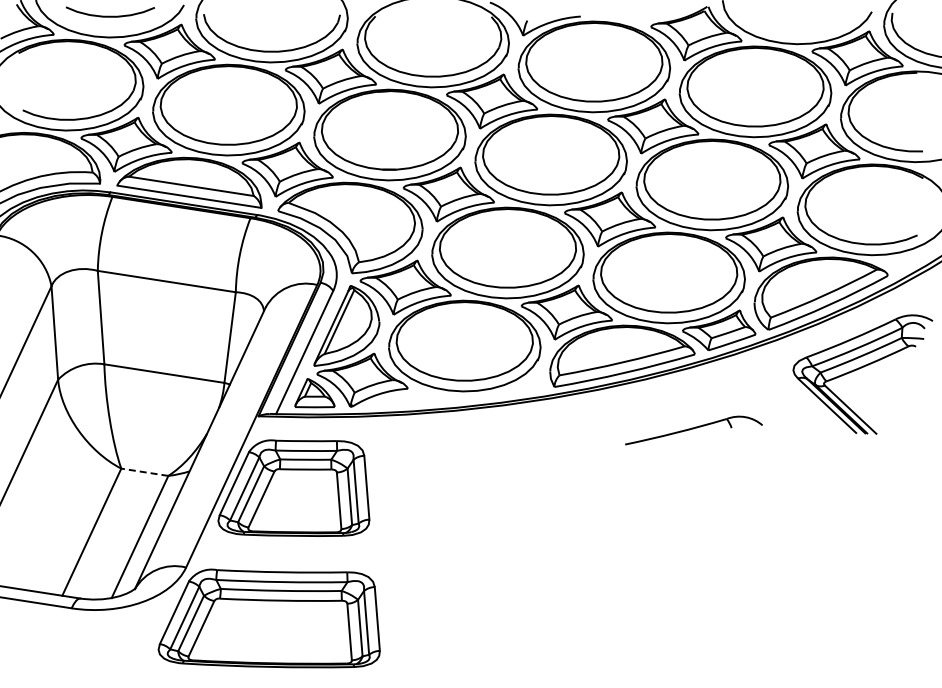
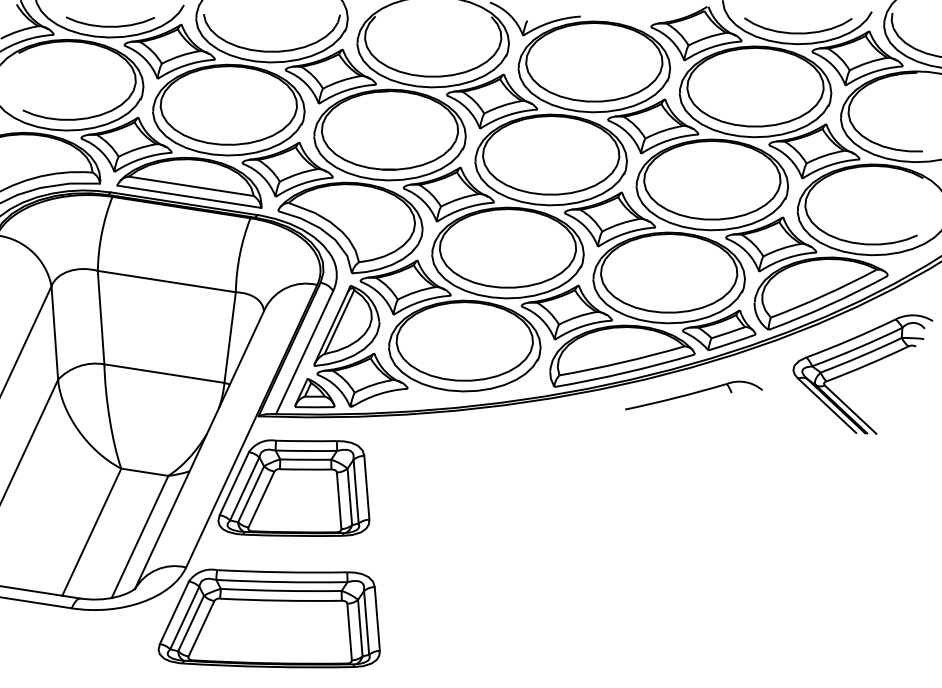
curve position: (109, 15) -> (109, 25) (109, 25)
curve: none -> present (798, 32)
part position: (693, 430) -> (693, 395) (693, 395)
line: dashed -> solid (144, 472)
